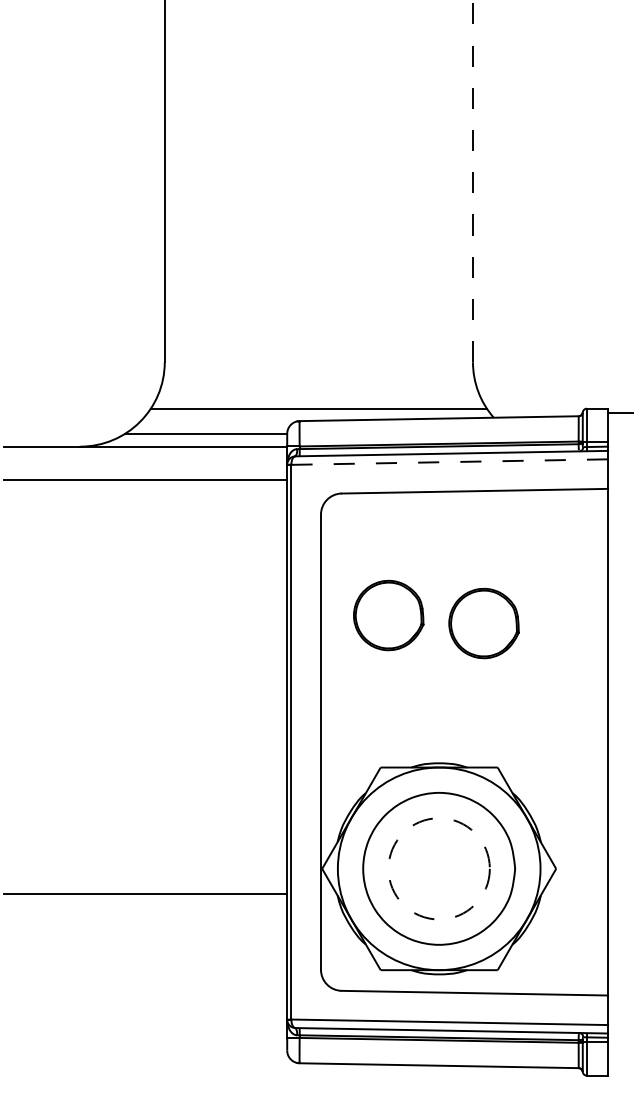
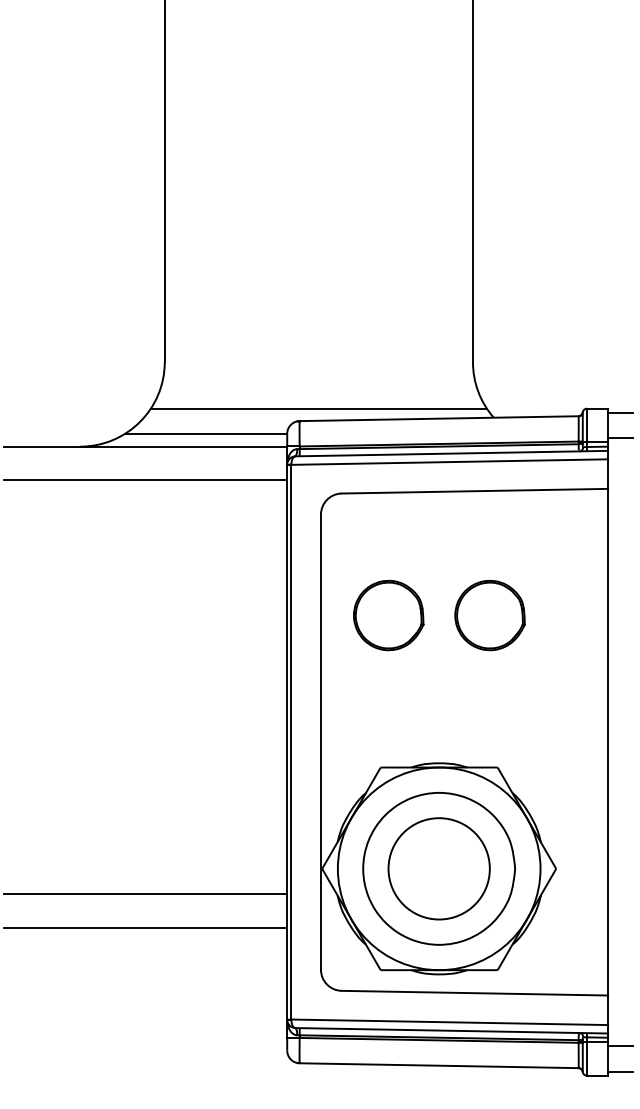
line: dashed -> solid (472, 181)
line: none -> present (620, 438)
line: dashed -> solid (449, 462)
part position: (483, 623) -> (489, 615) (489, 615)
circle: dashed -> solid (438, 868)
line: none -> present (145, 927)
line: none -> present (620, 1046)
line: none -> present (620, 1071)
